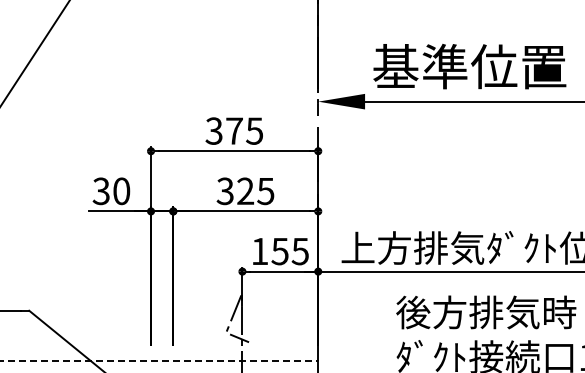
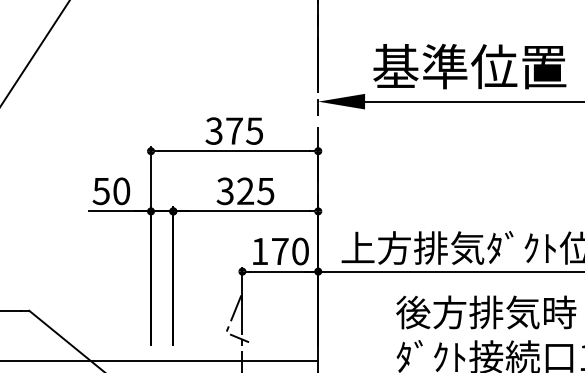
text: 30 -> 50 (101, 190)
text: 155 -> 170 (289, 251)
line: dashed -> solid (159, 360)
